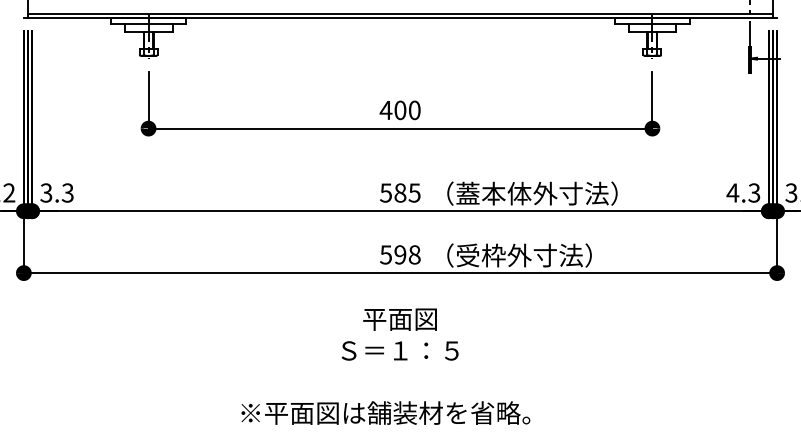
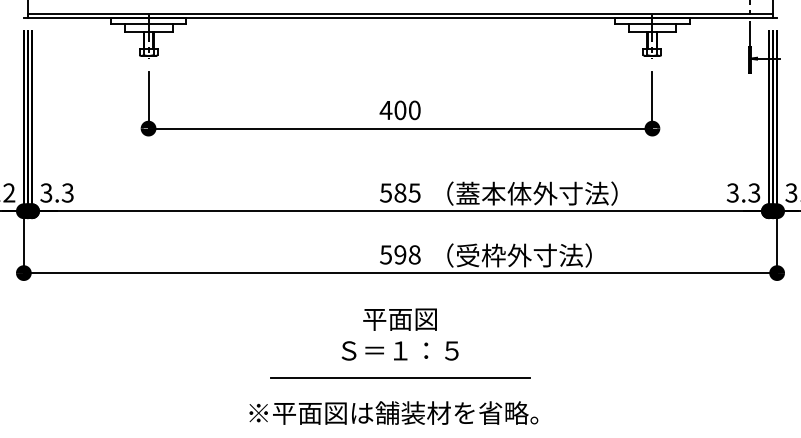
text: 4.3 -> 3.3 (732, 192)
line: none -> present (400, 377)
text position: (385, 412) -> (393, 412) (393, 412)
